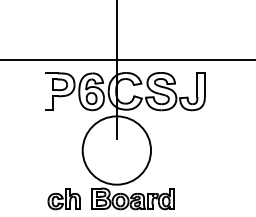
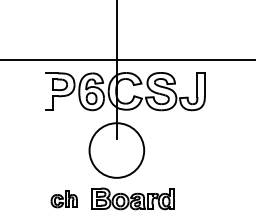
circle diameter: 68 px -> 55 px (116, 150)
part size: 34x23 px -> 28x19 px (63, 199)
